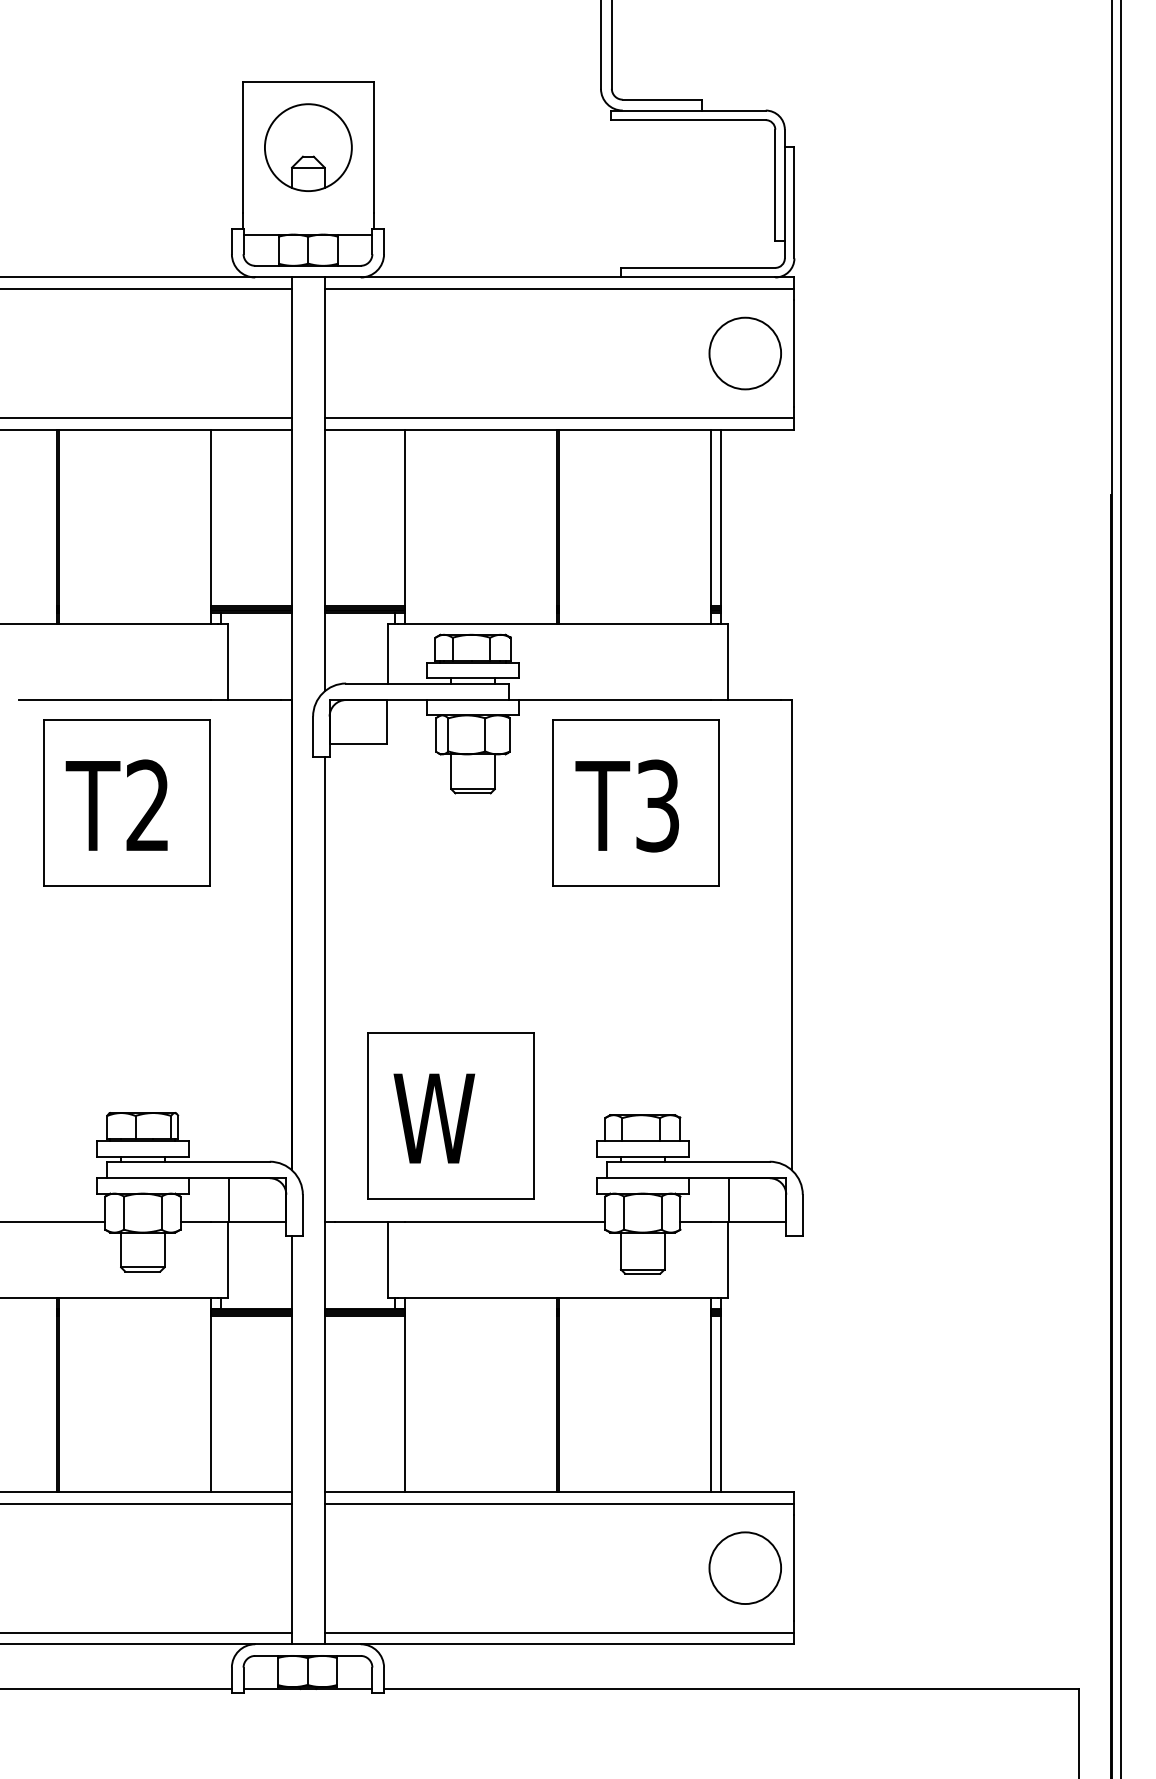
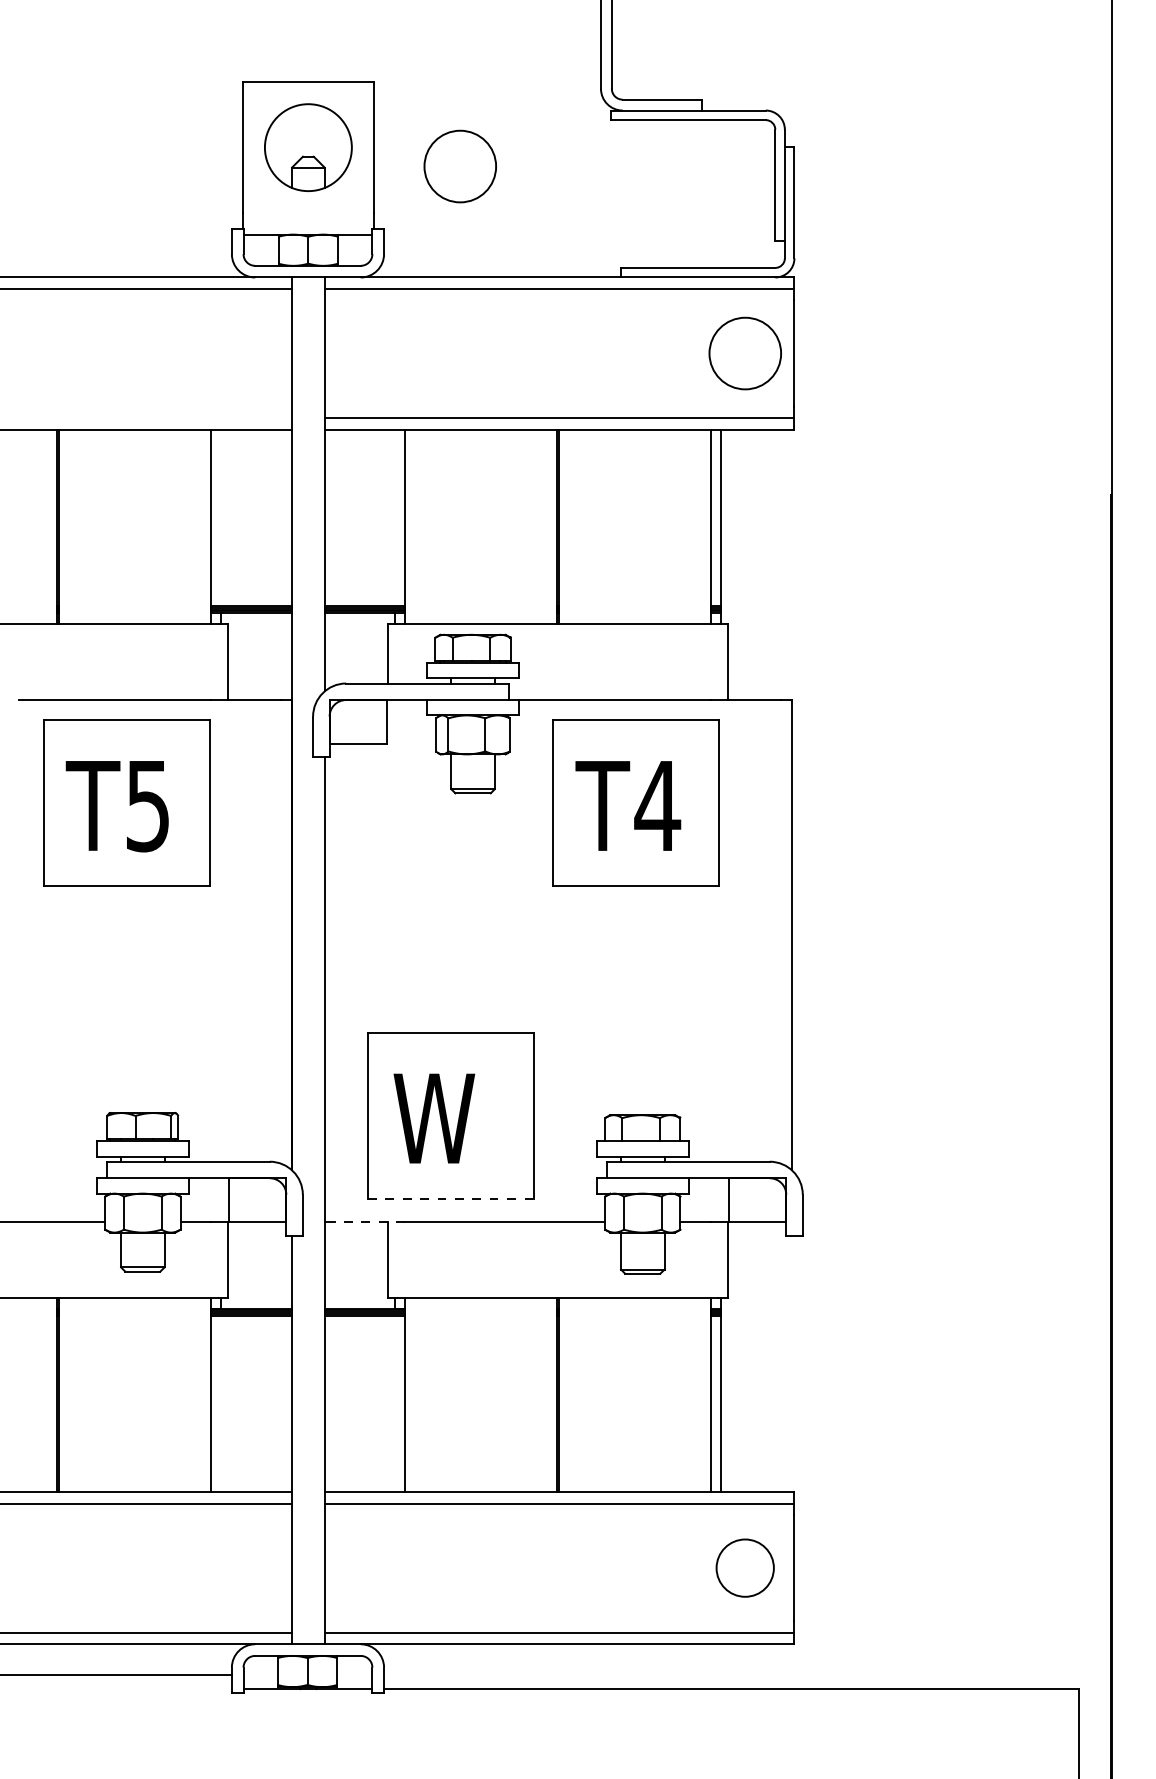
circle: none -> present (459, 166)
line: present -> none (147, 417)
text: T2 -> T5 (147, 805)
text: T3 -> T4 (657, 805)
line: present -> none (1121, 888)
line: solid -> dashed (451, 1198)
line: solid -> dashed (370, 1221)
circle size: 74x74 px -> 60x60 px (744, 1567)
line position: (116, 1688) -> (116, 1674) (116, 1674)
